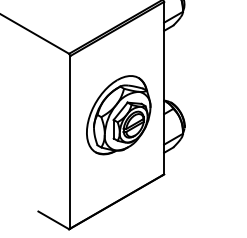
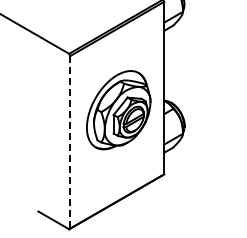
part position: (118, 115) -> (118, 110) (118, 110)
line: solid -> dashed (70, 142)
